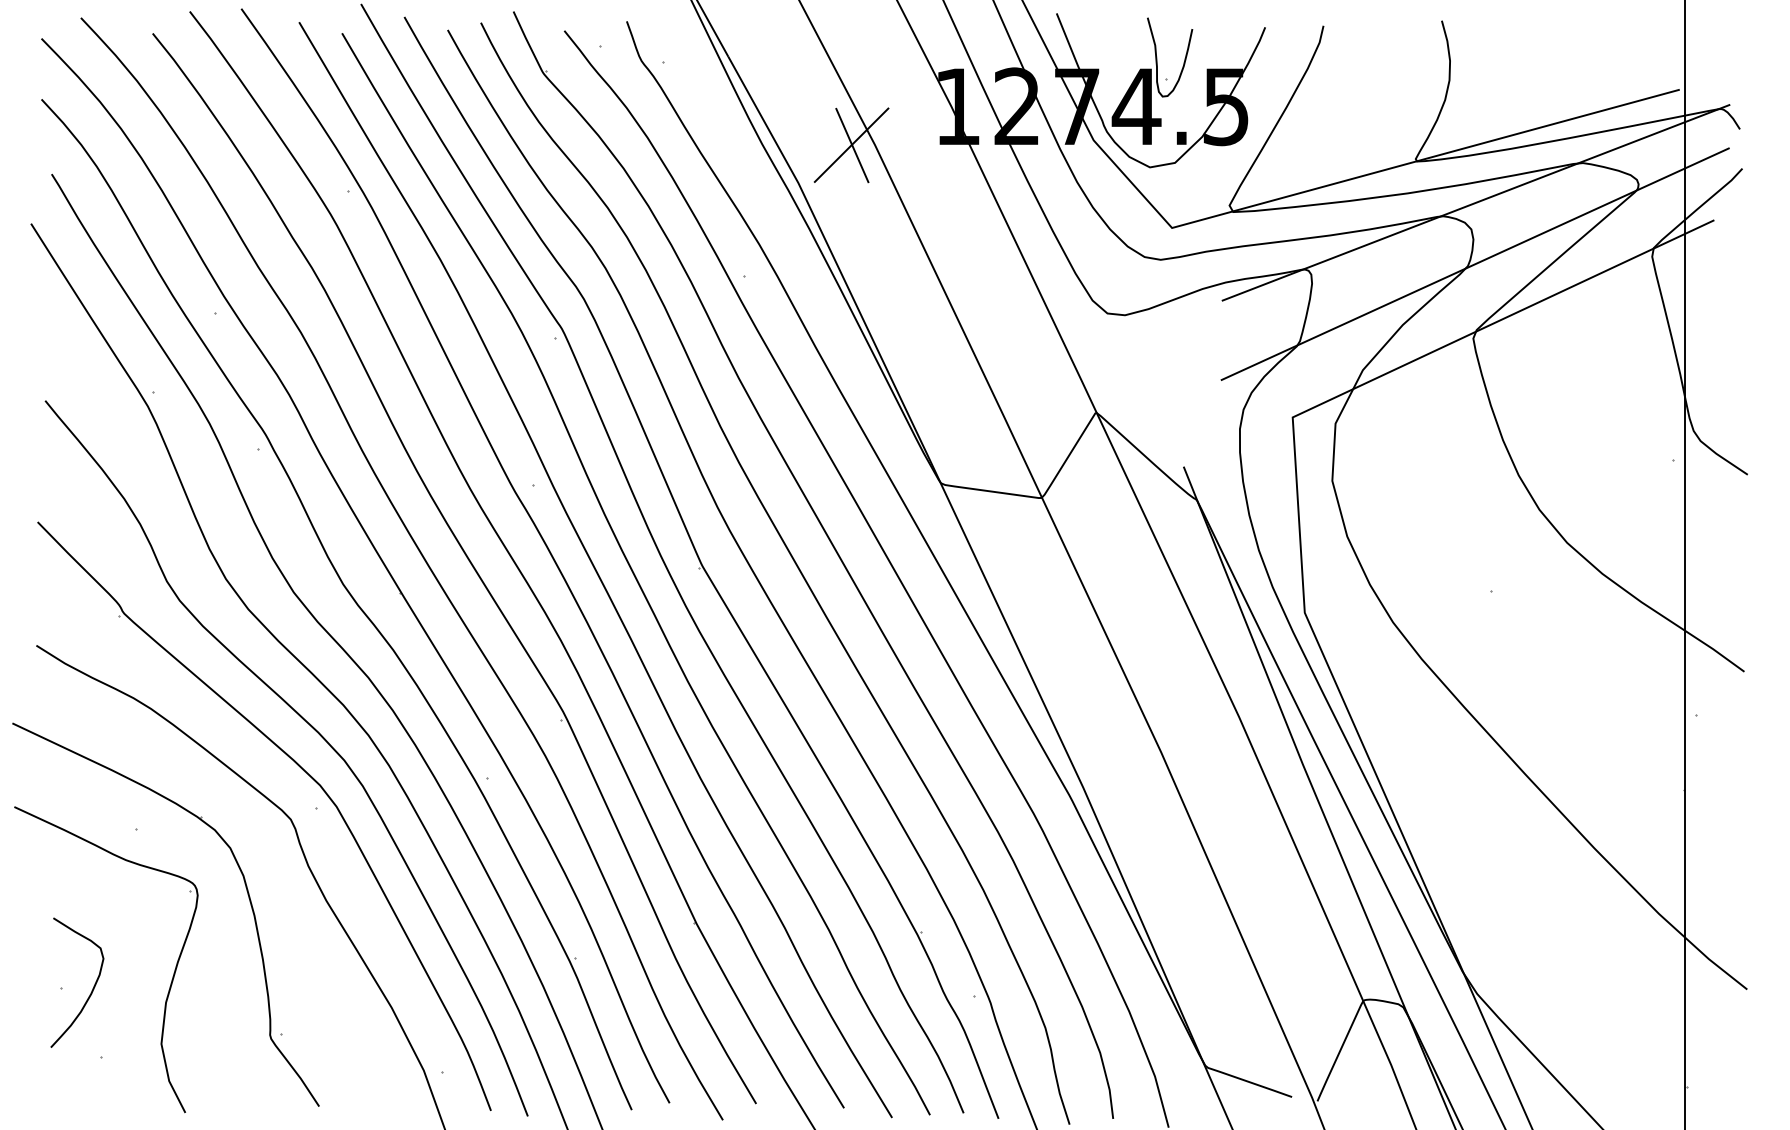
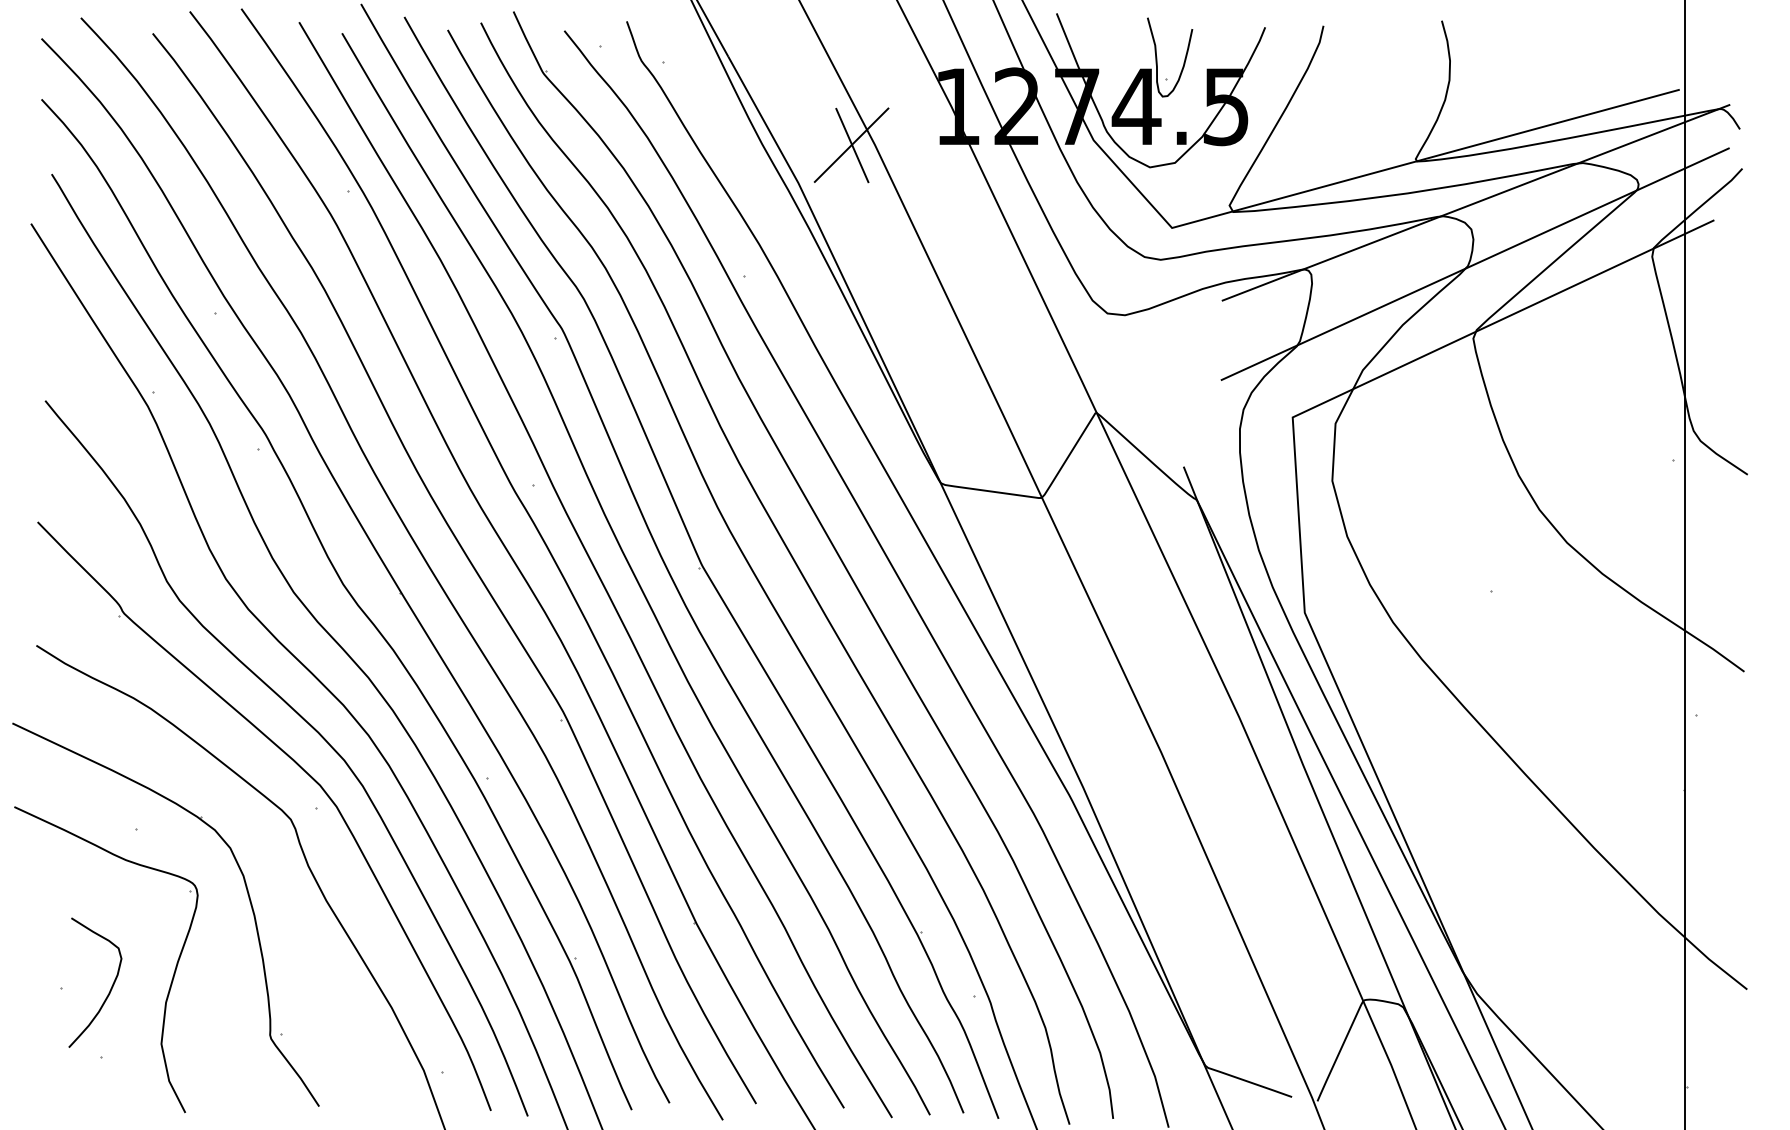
curve position: (91, 990) -> (109, 990) (109, 990)
